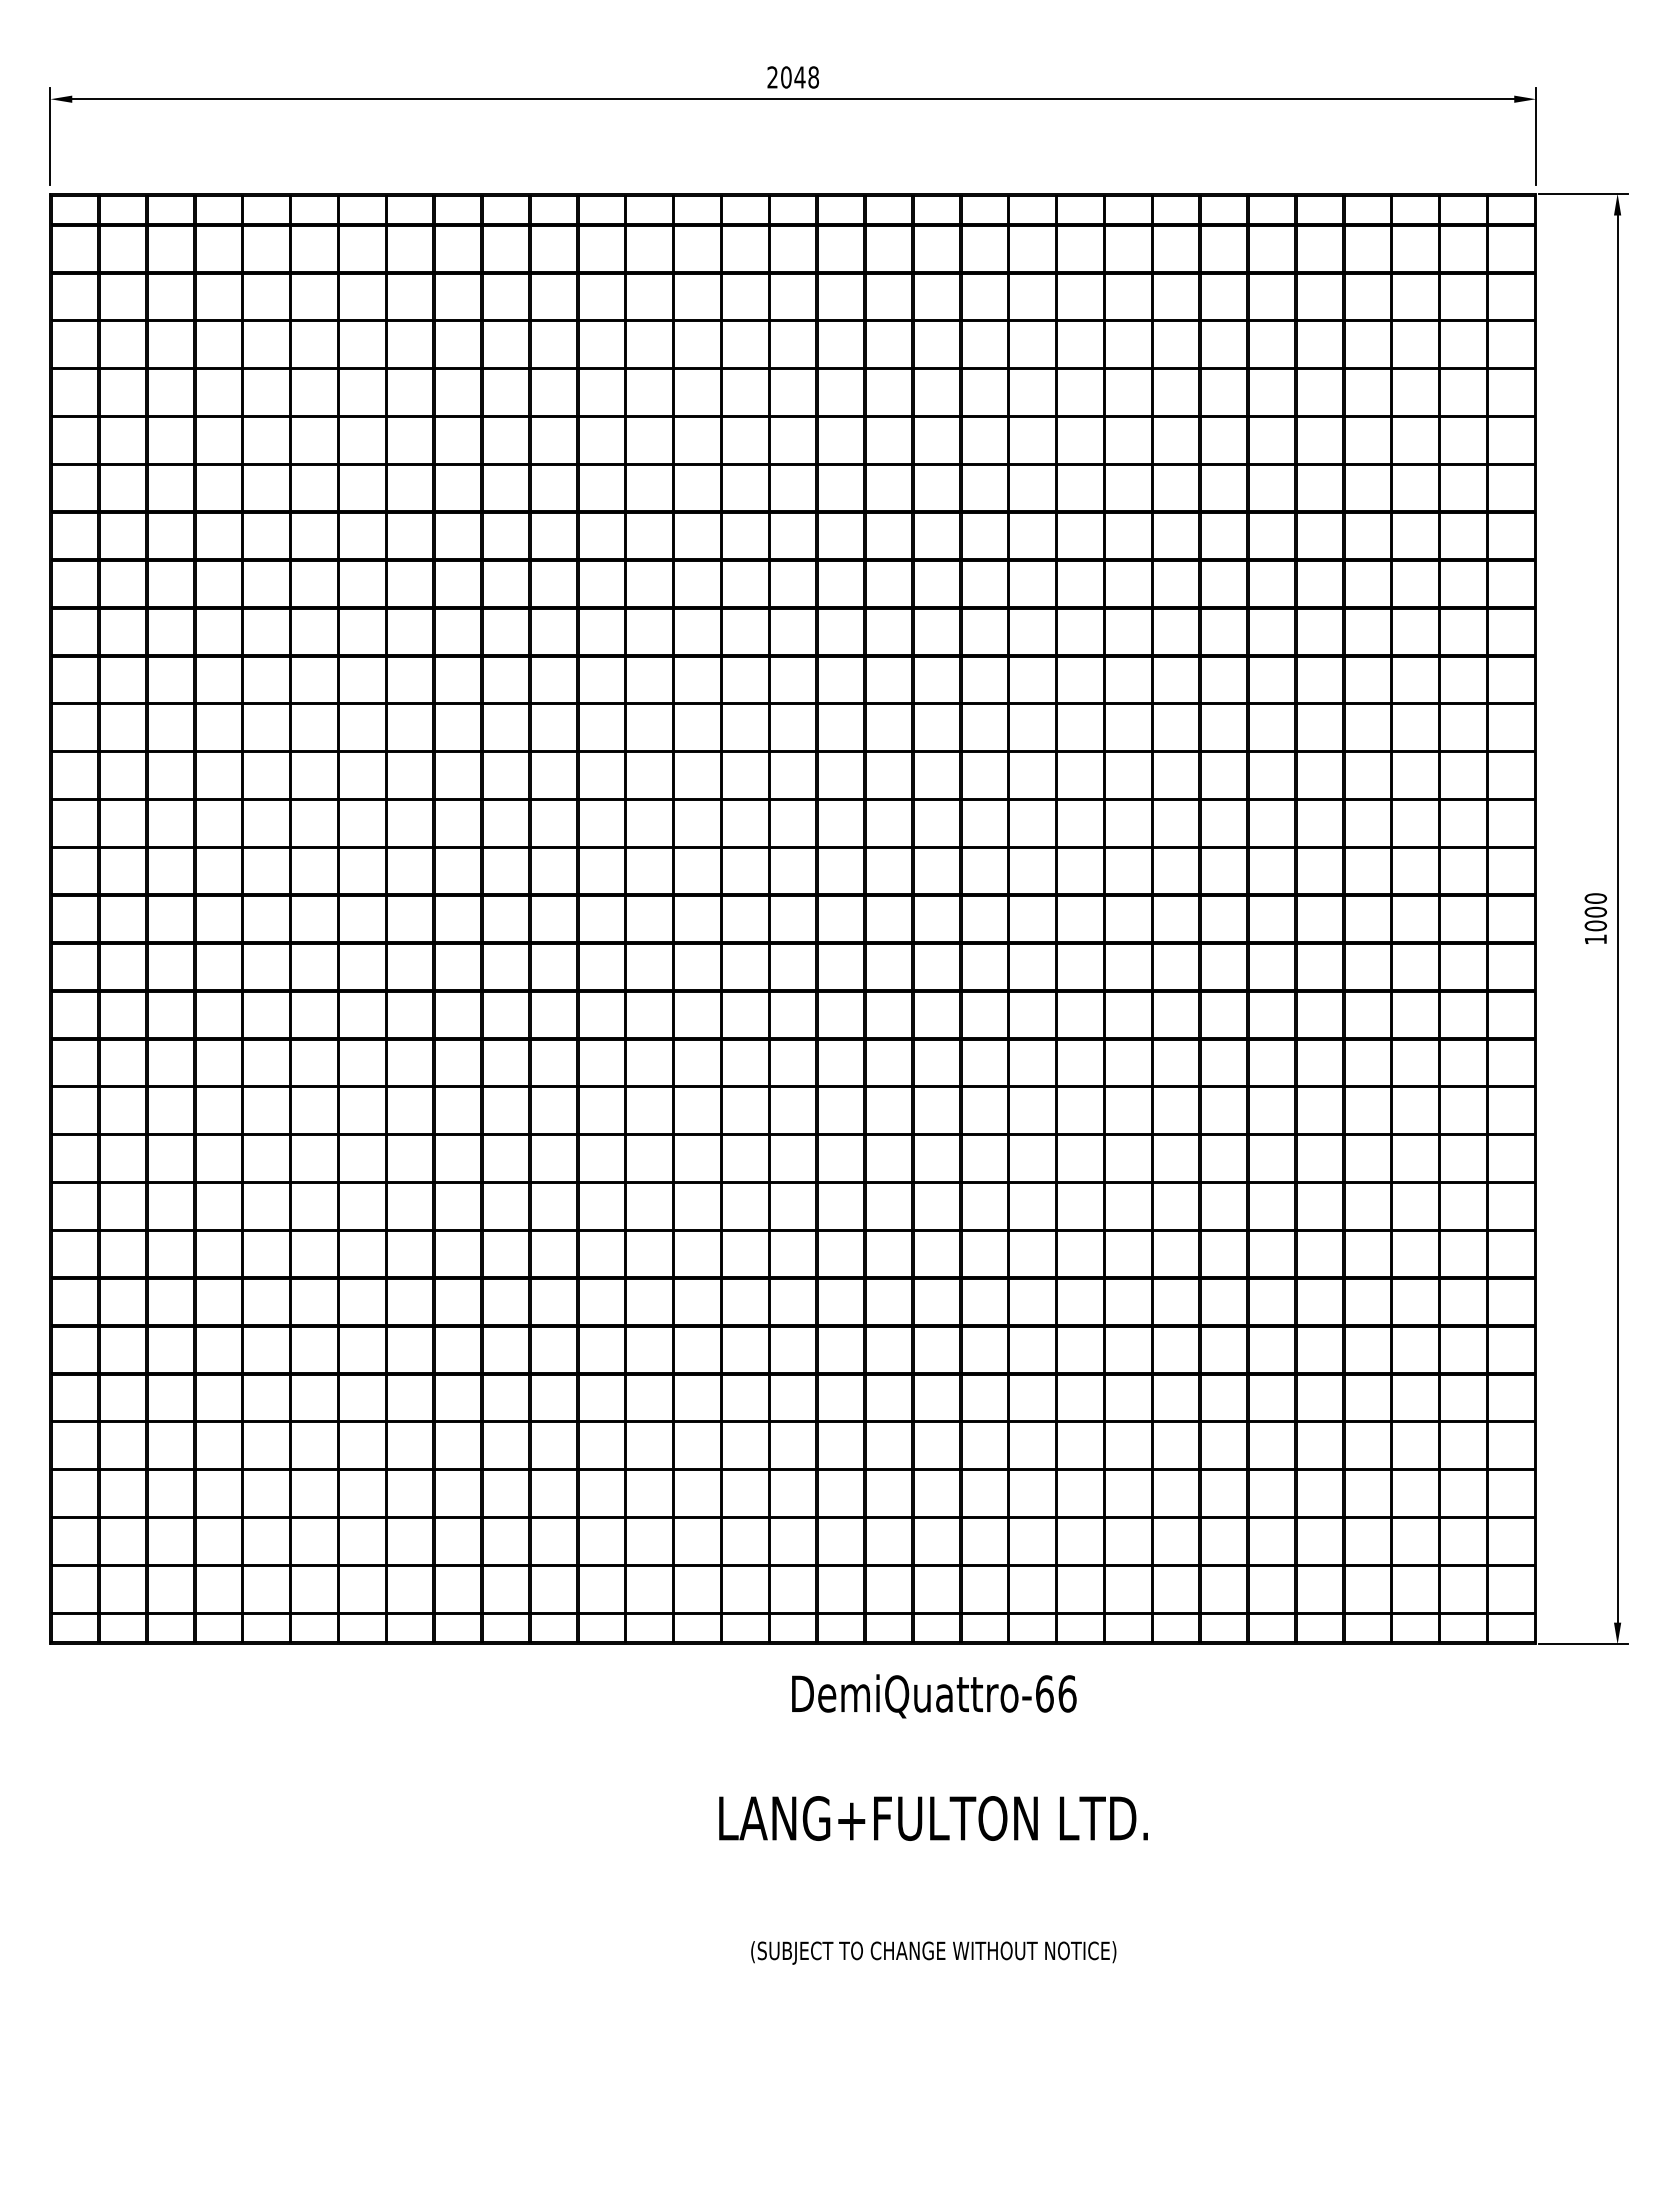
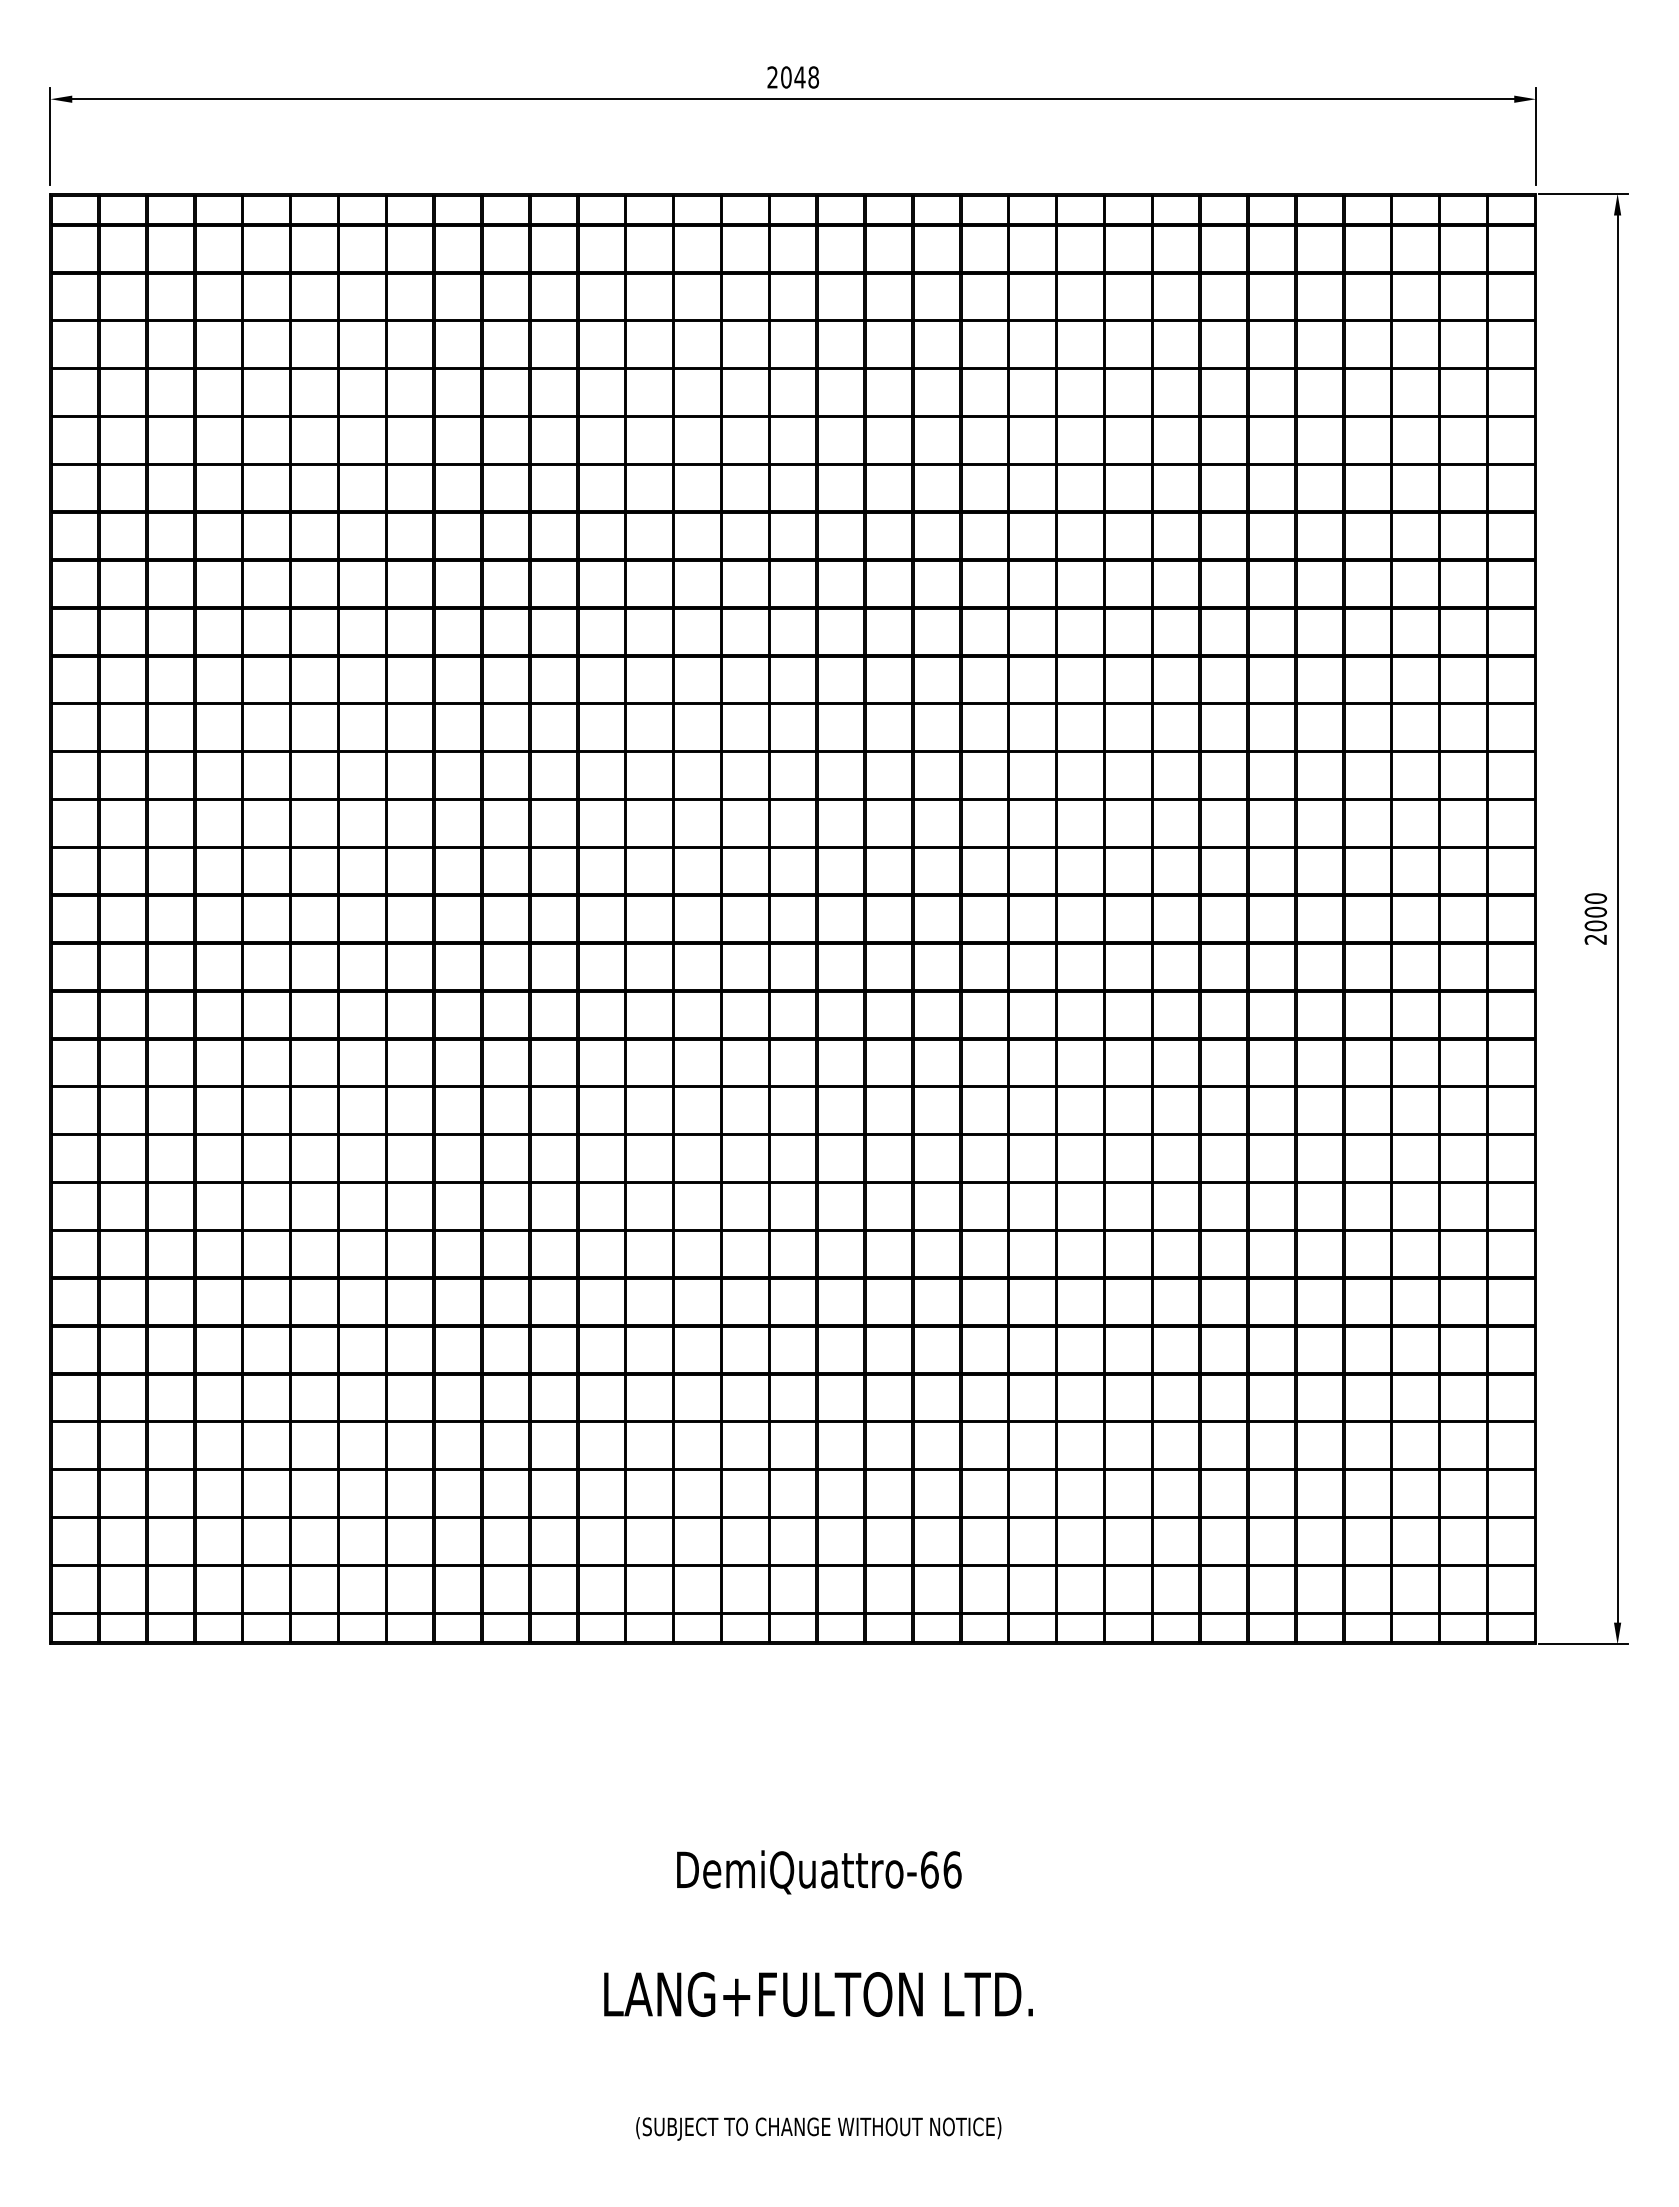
text: 1000 -> 2000 (1595, 939)
text position: (933, 1819) -> (818, 1995) (818, 1995)
